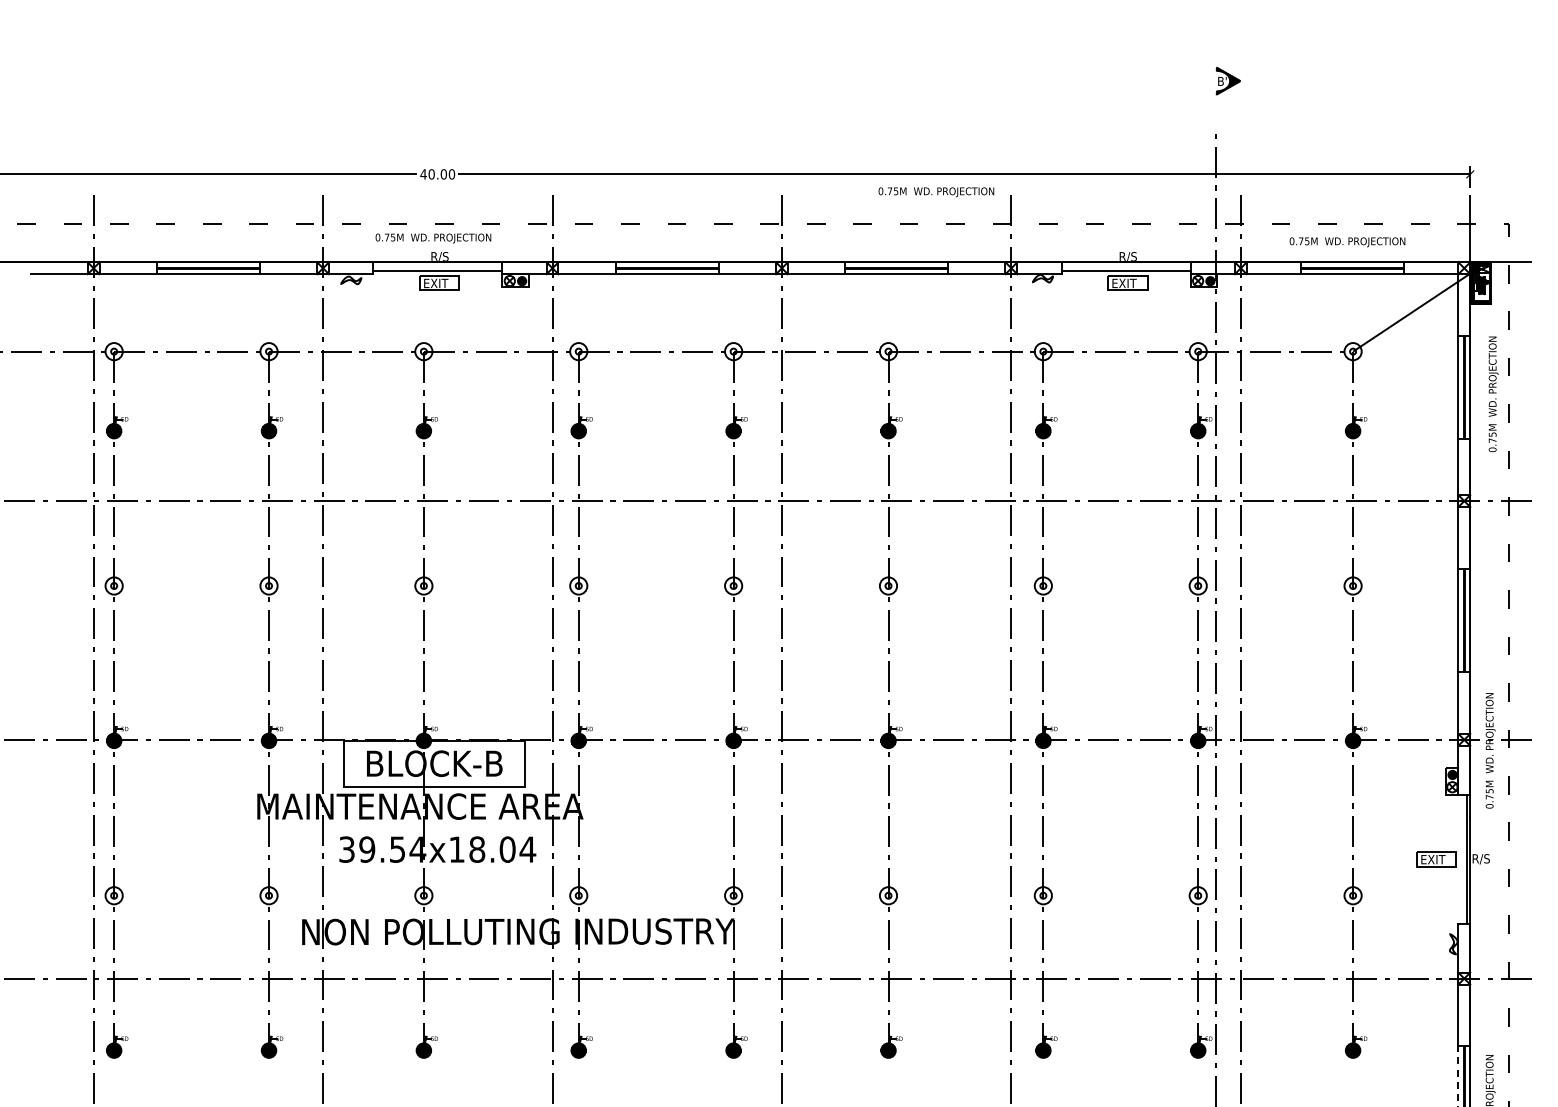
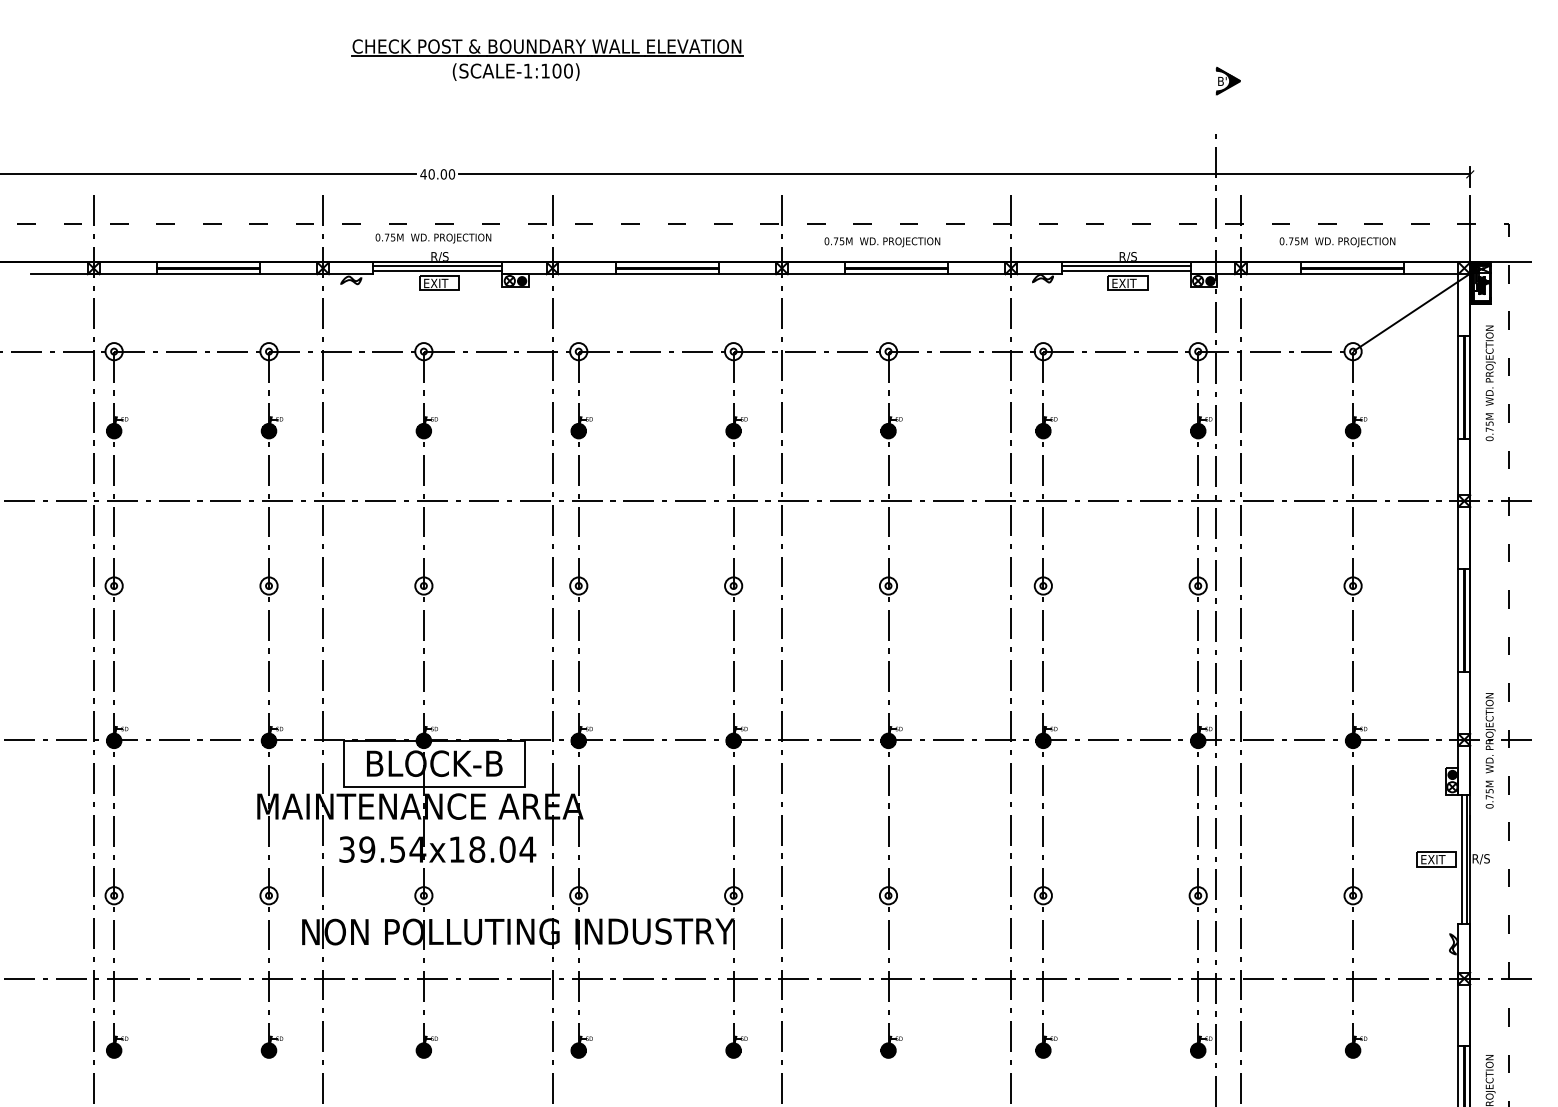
part: none -> present (547, 59)
text position: (936, 192) -> (882, 242) (882, 242)
text position: (1347, 242) -> (1337, 242) (1337, 242)
line: none -> present (437, 265)
line: none -> present (1125, 265)
text position: (1493, 394) -> (1490, 383) (1490, 383)
line: none -> present (1461, 858)
line: dashed -> solid (1458, 1076)
